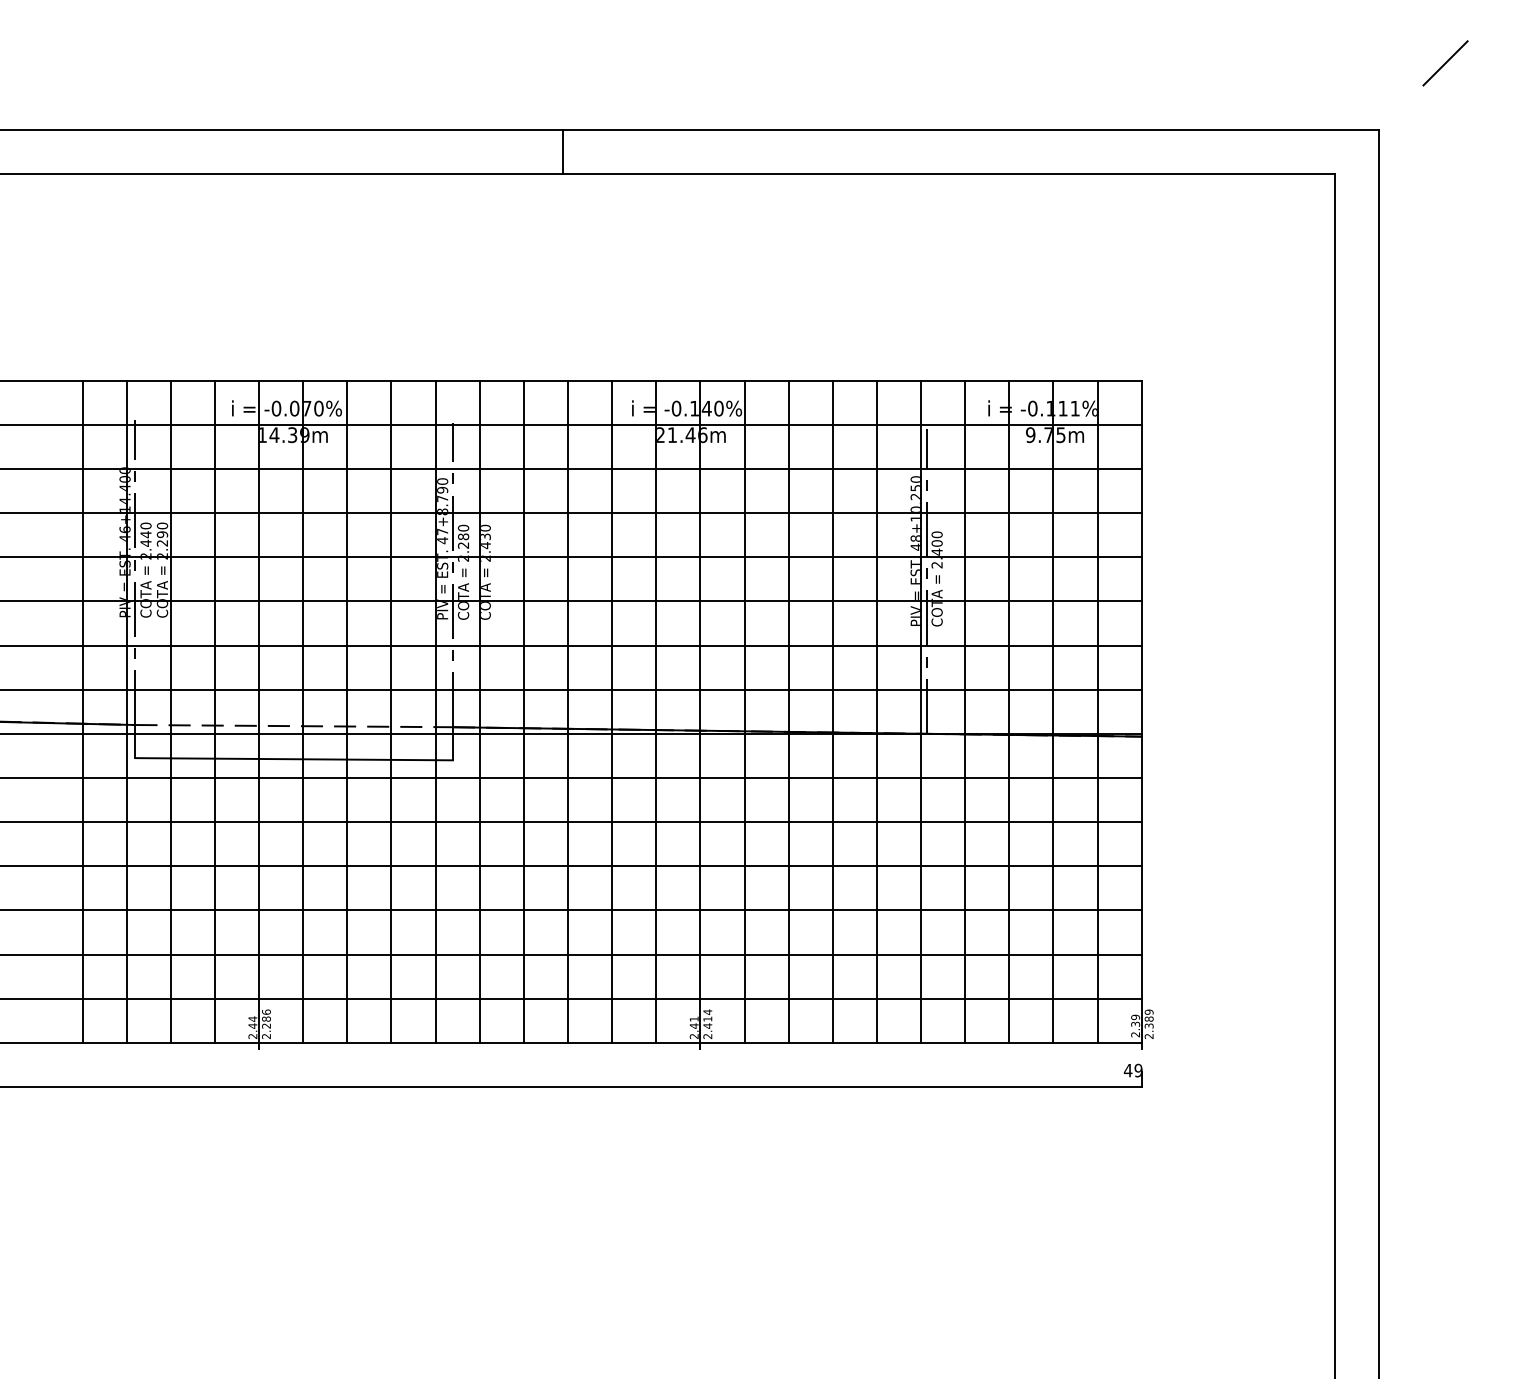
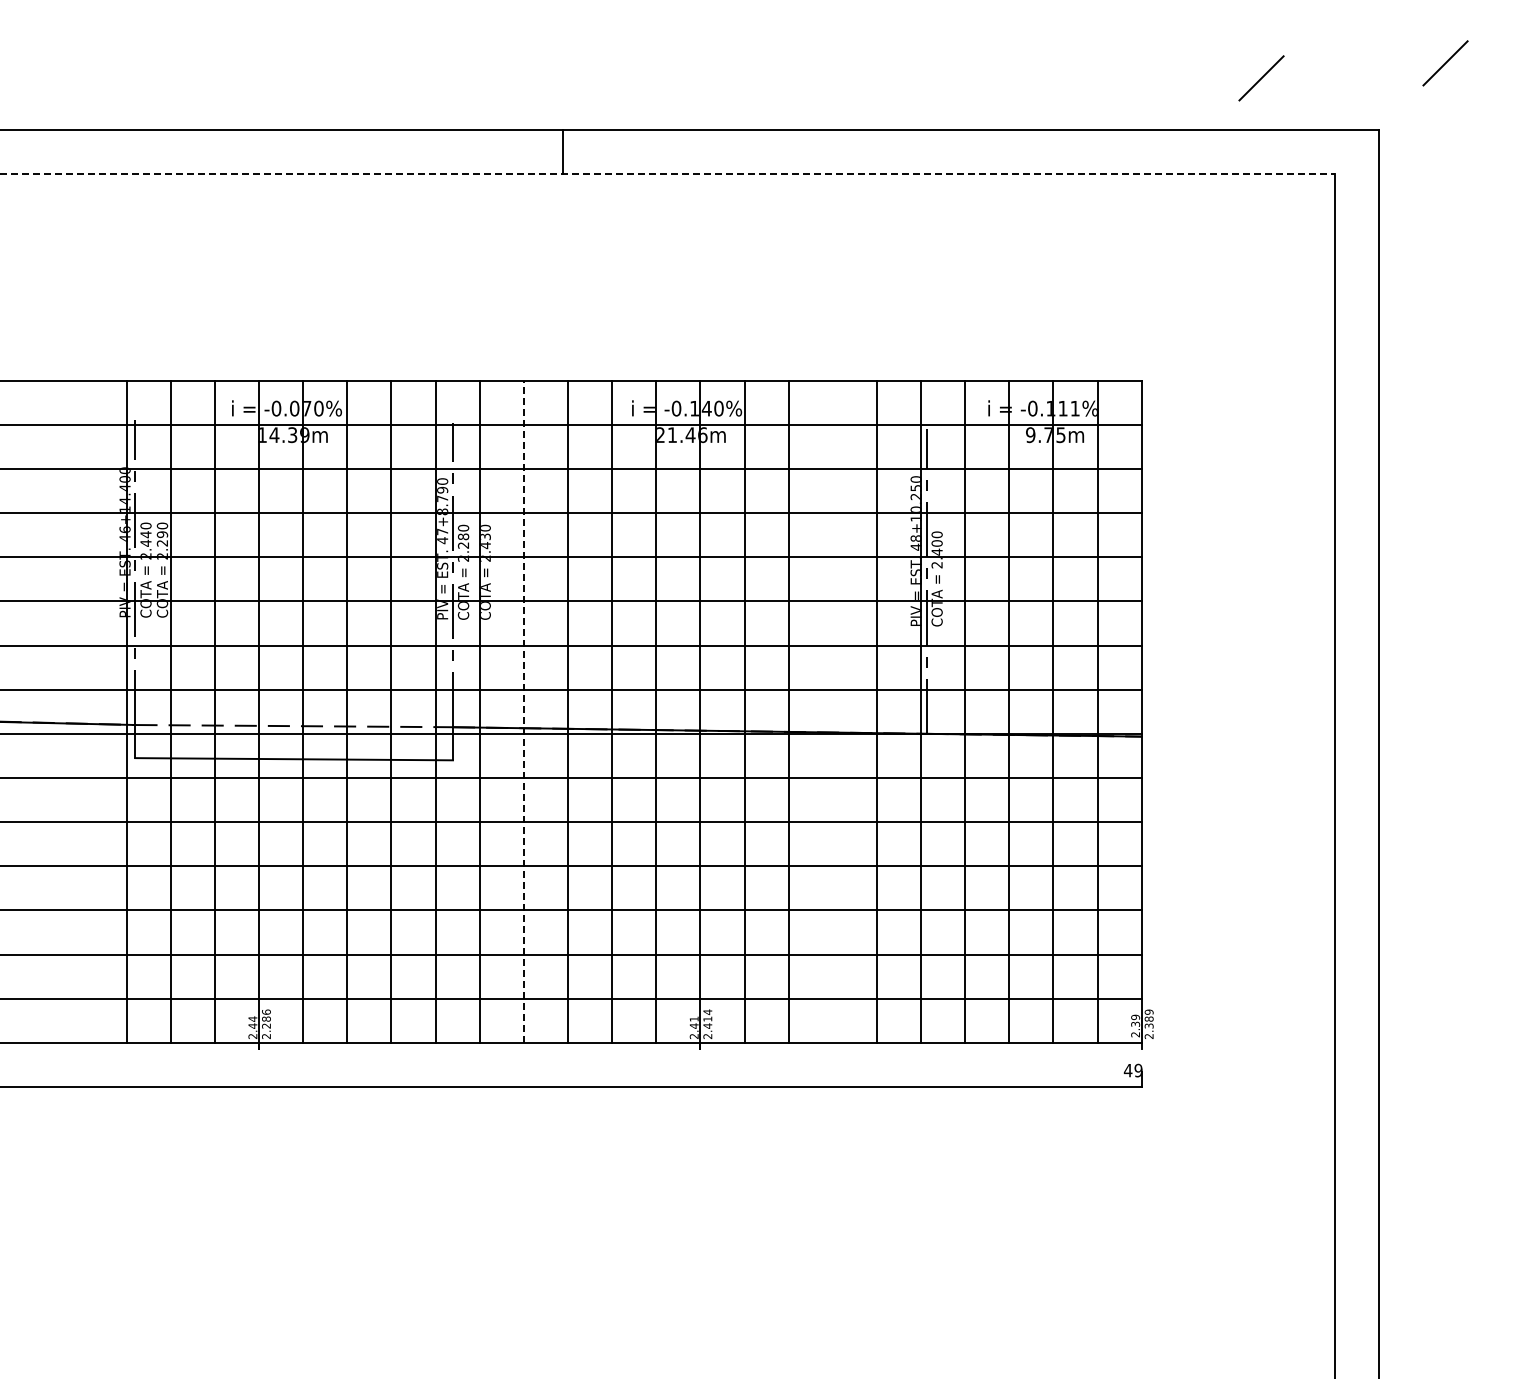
line: none -> present (1261, 78)
line: solid -> dashed (668, 173)
line: present -> none (82, 711)
line: solid -> dashed (523, 711)
line: present -> none (832, 711)
